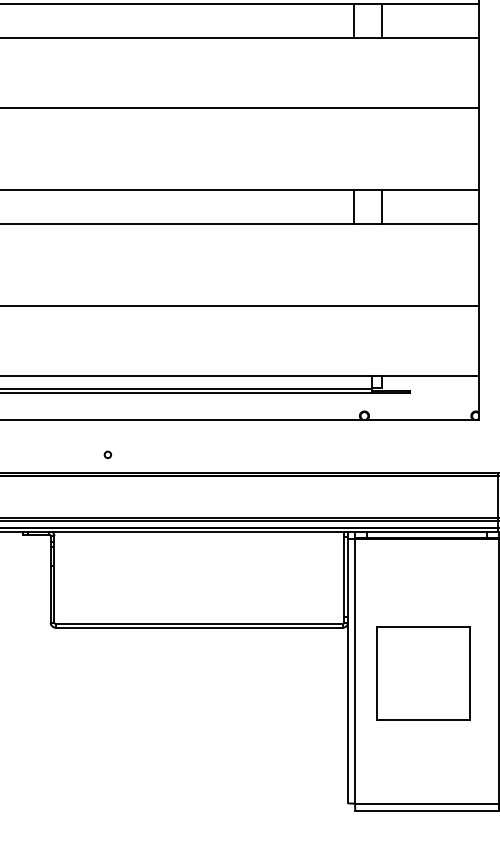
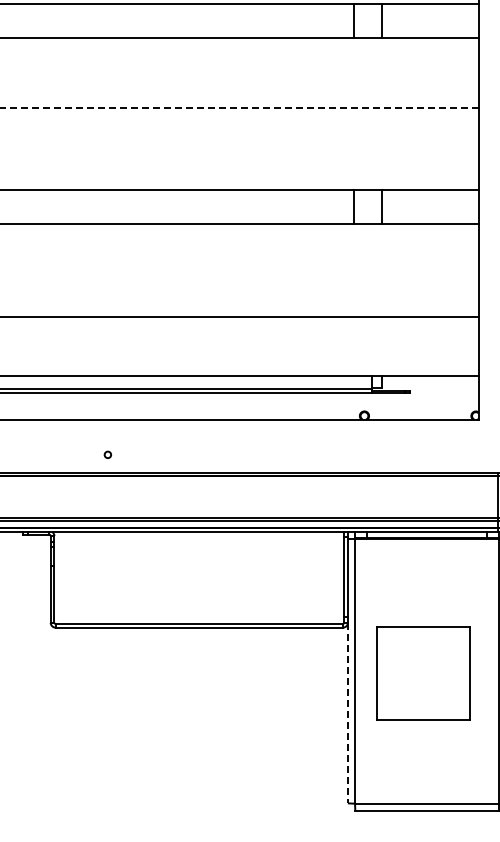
line: solid -> dashed (239, 107)
line position: (240, 305) -> (240, 316) (240, 316)
line: solid -> dashed (347, 713)
